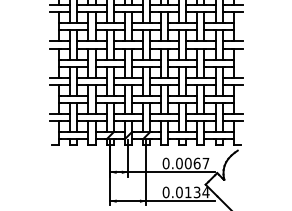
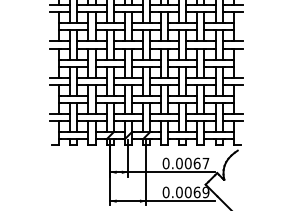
text: 0.0134 -> 0.0069 (196, 192)
